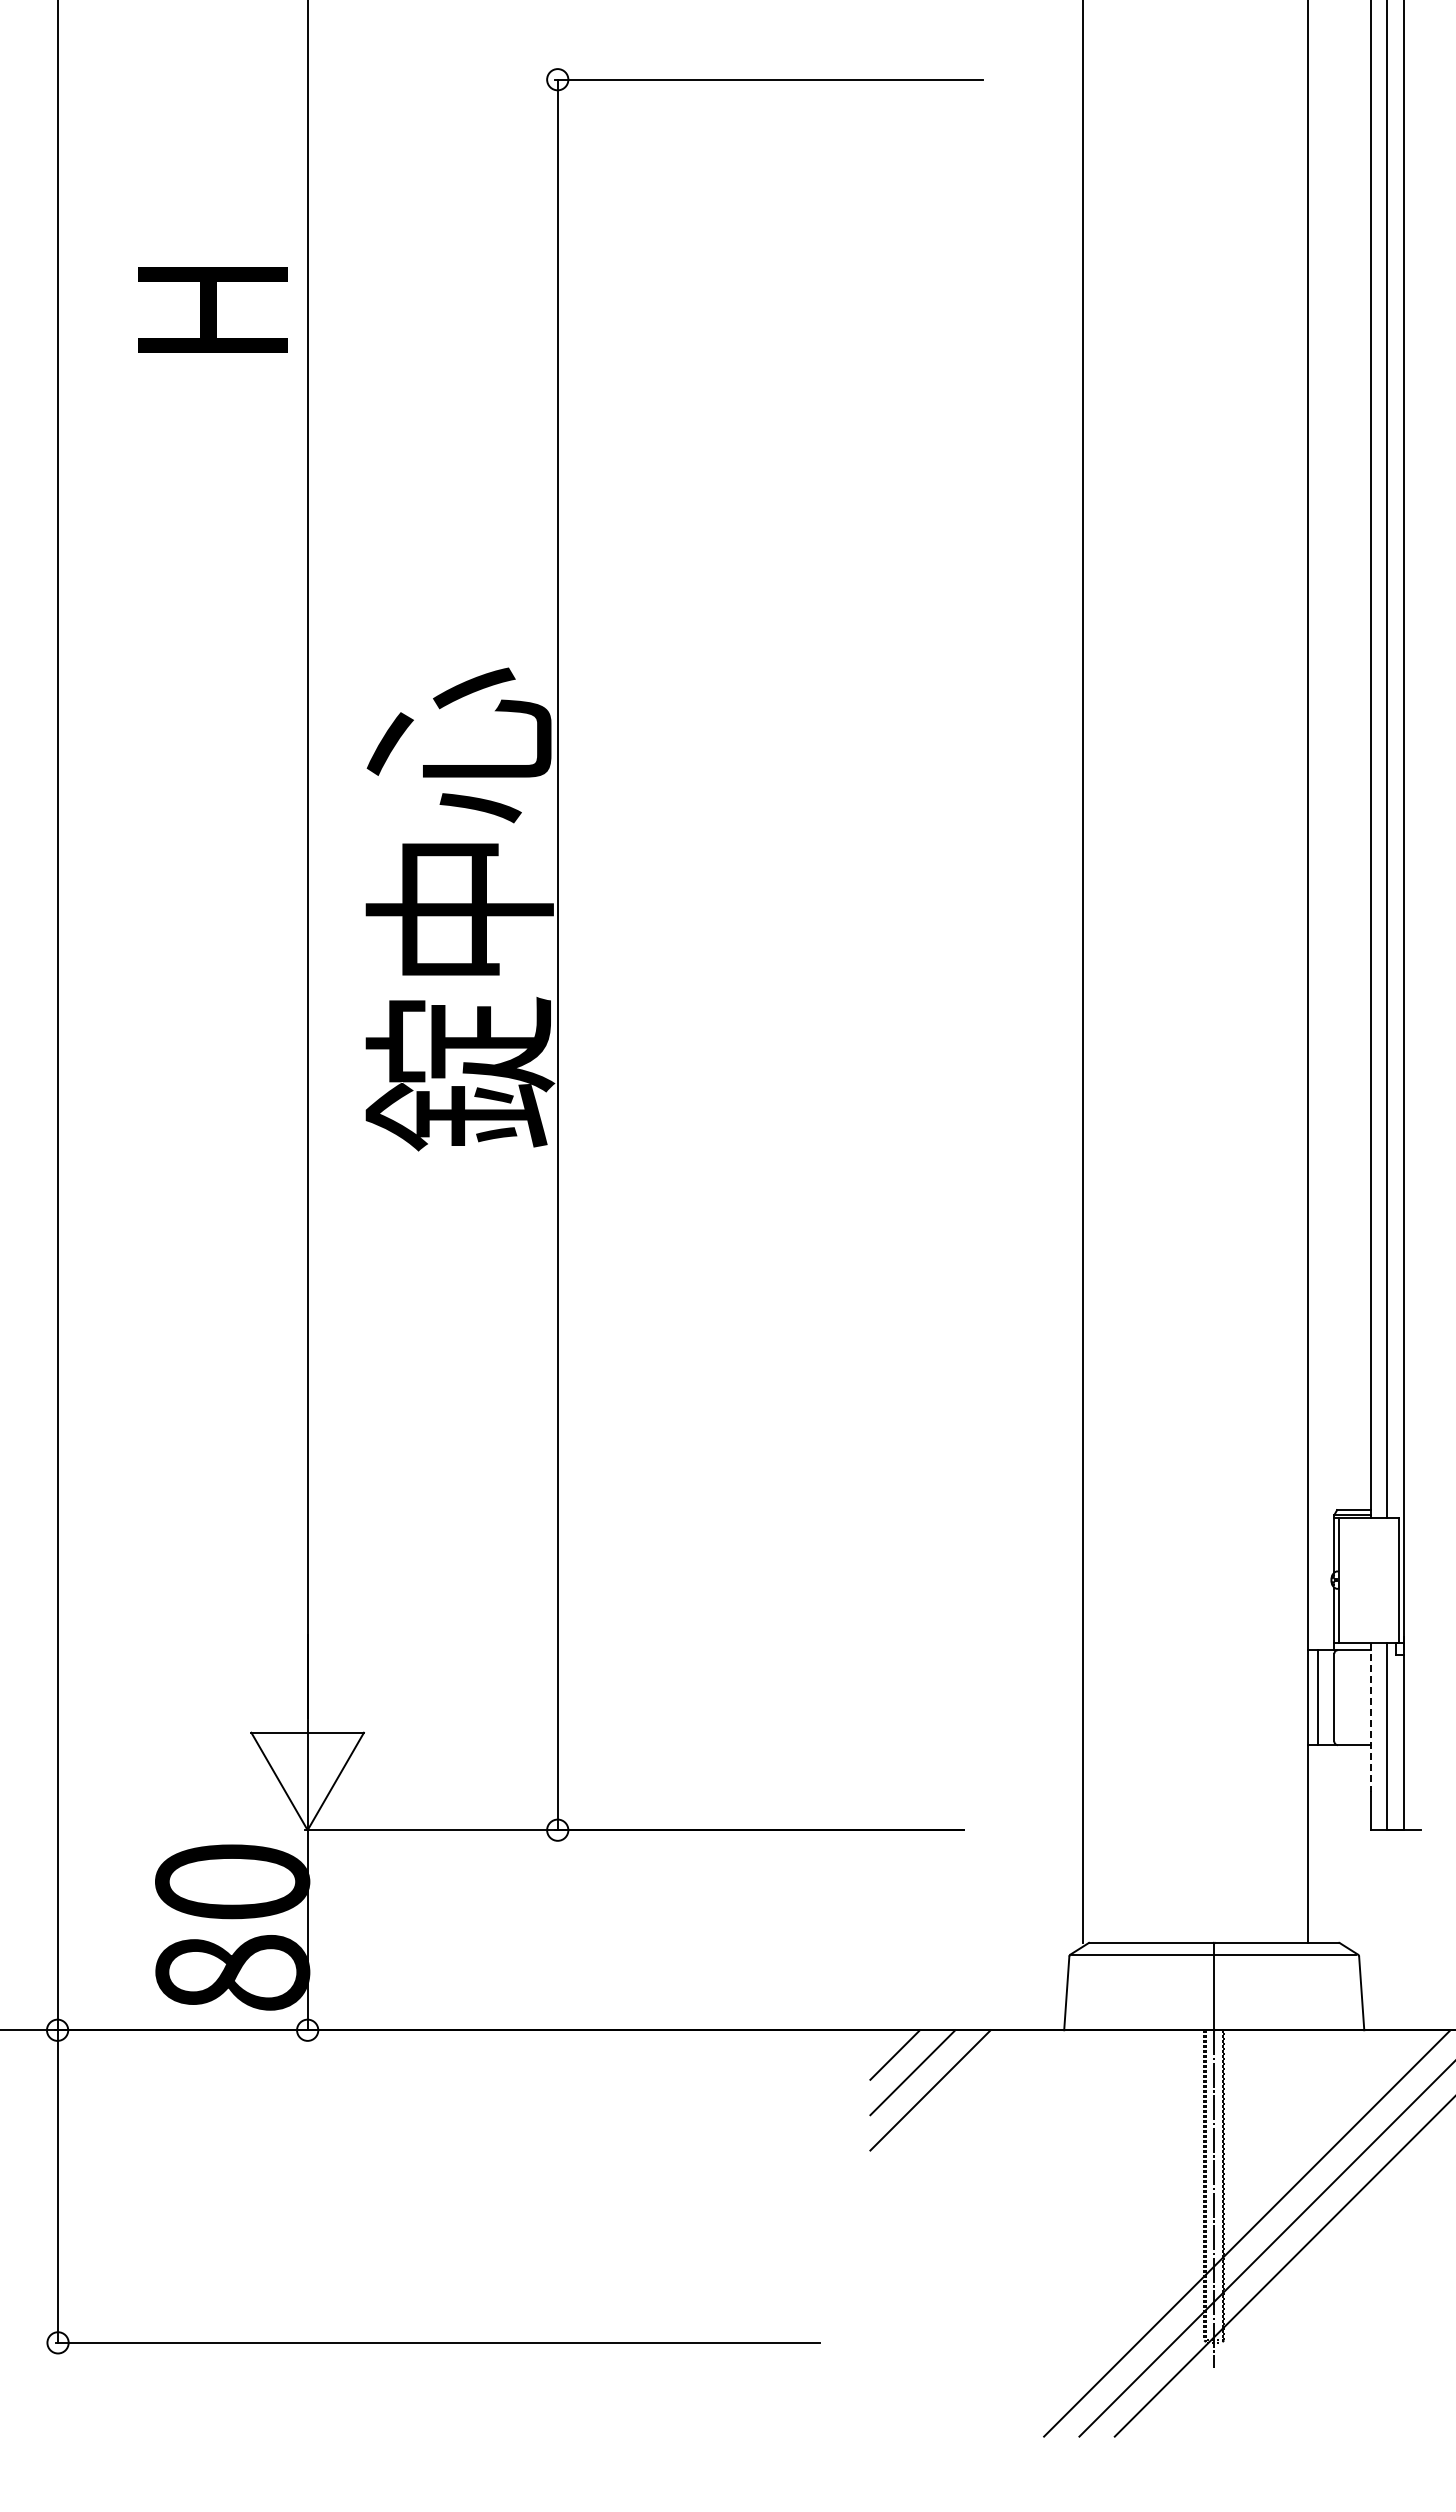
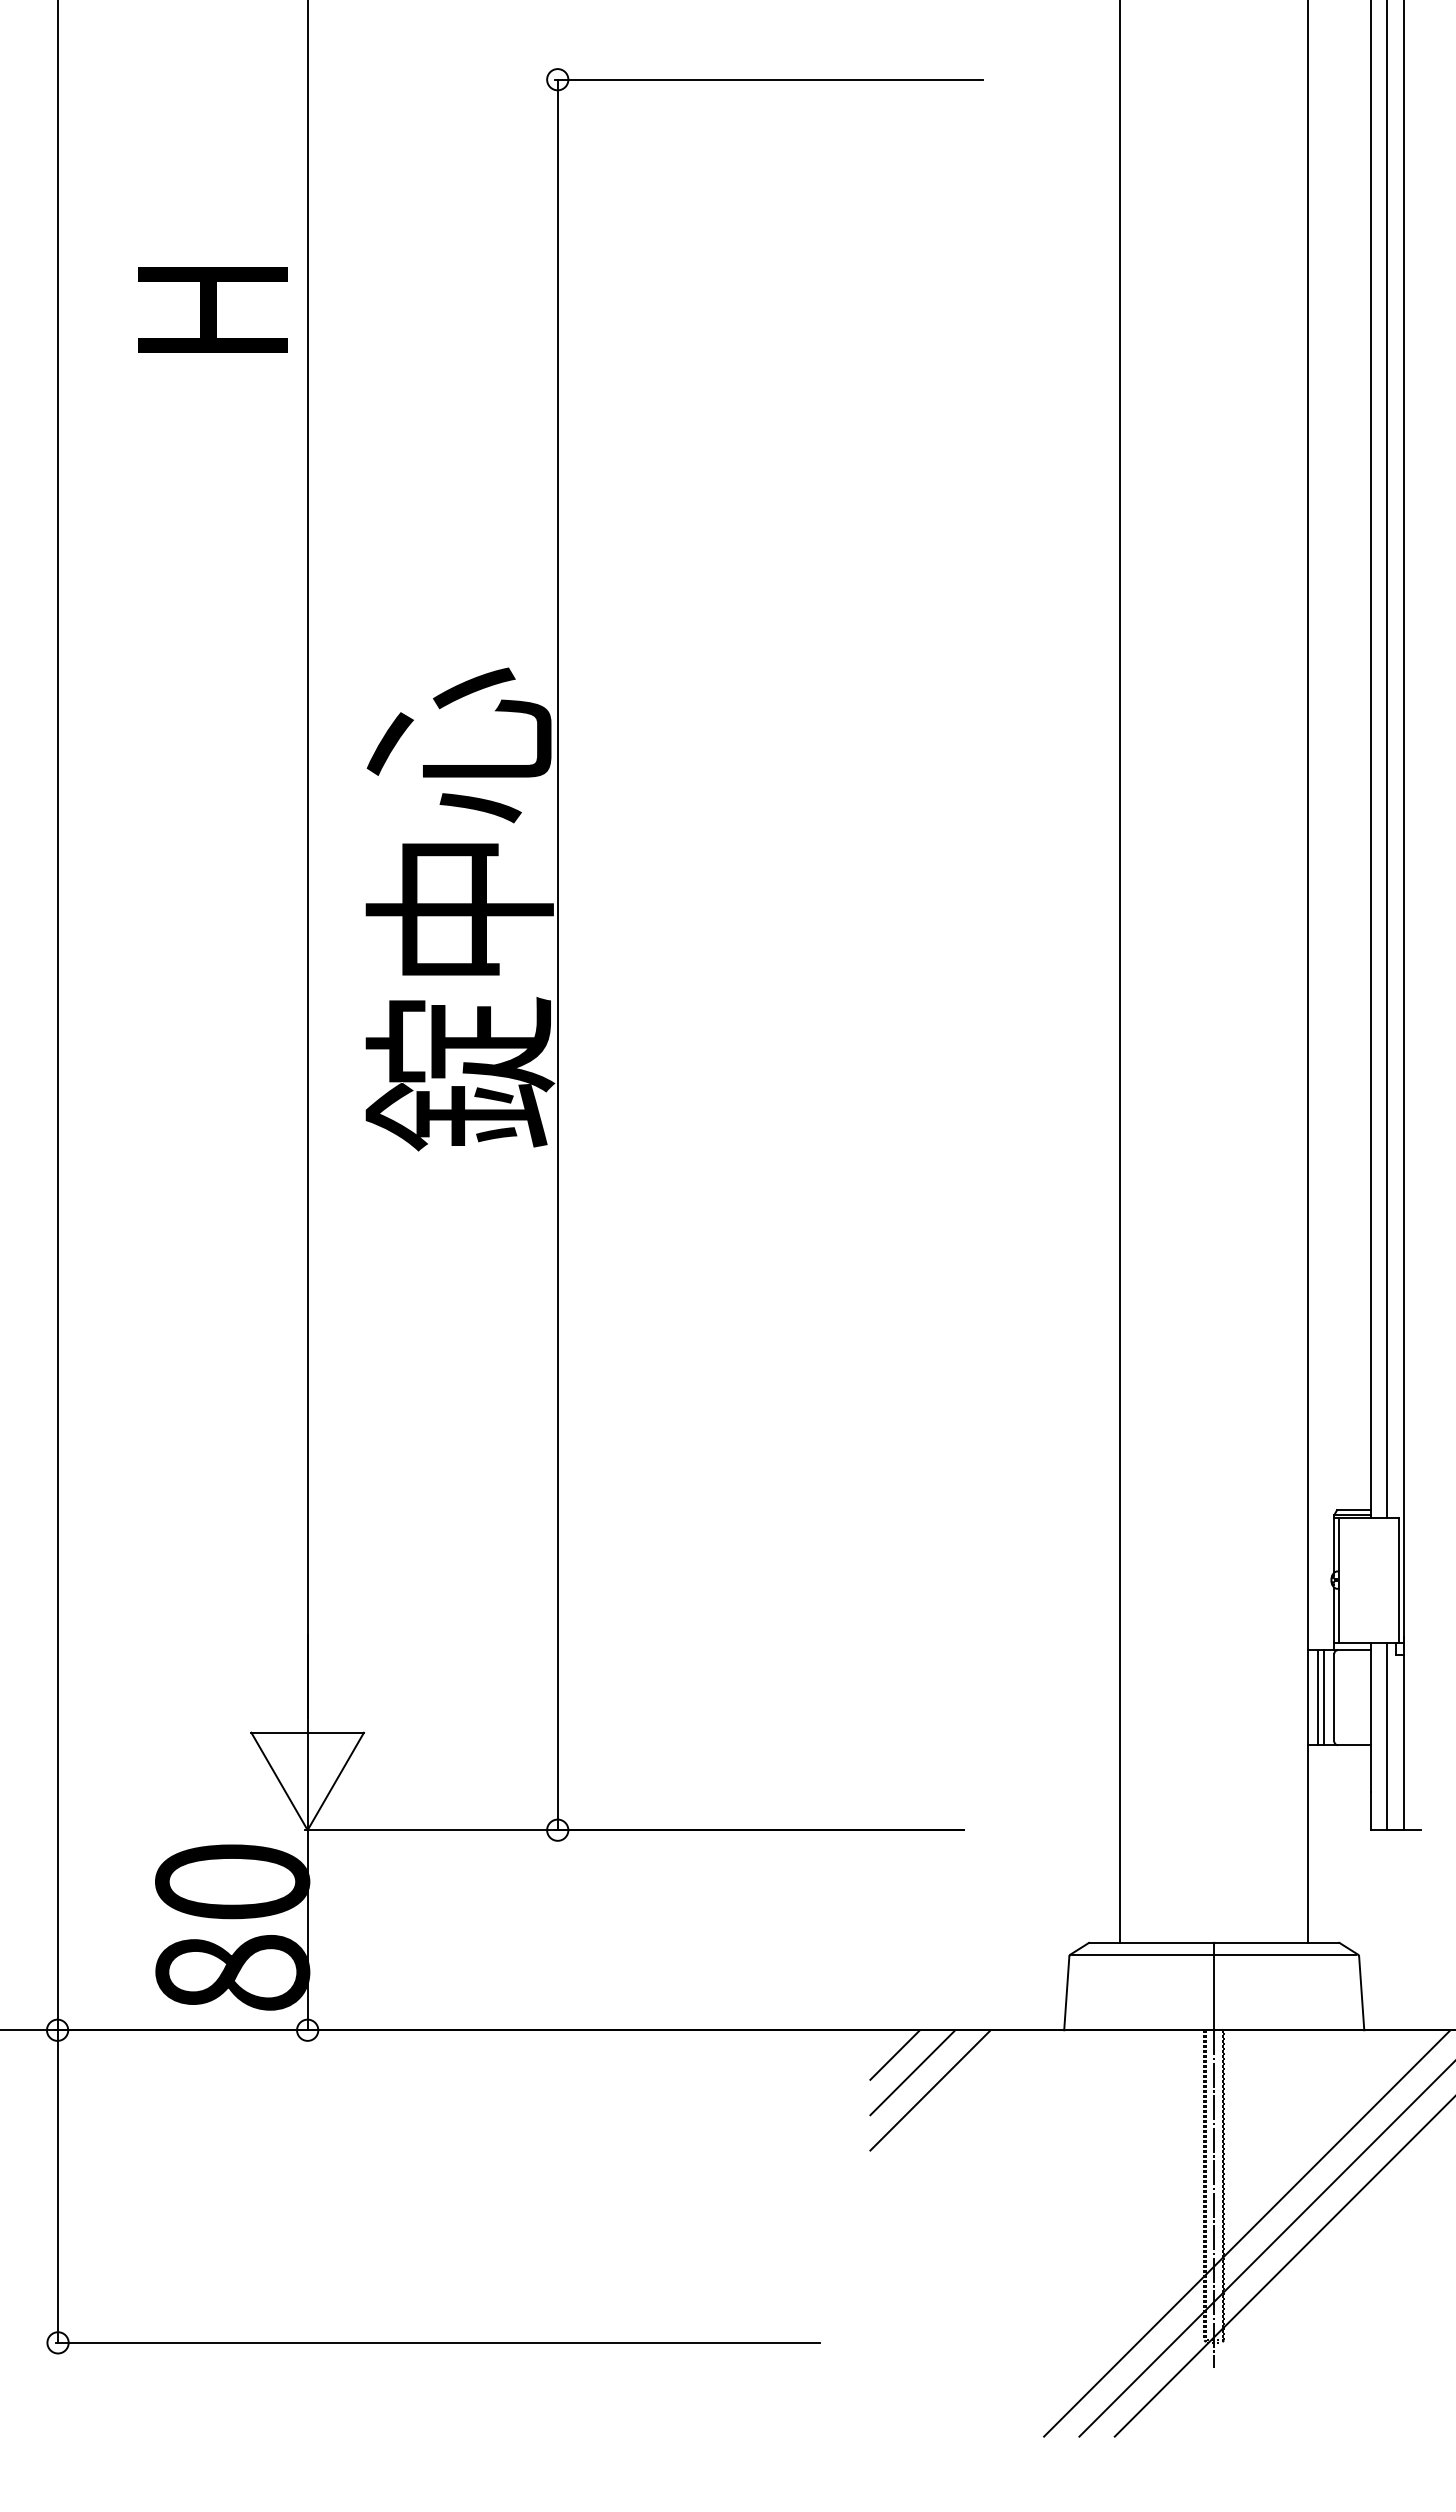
line position: (1083, 972) -> (1120, 972) (1120, 972)
line: none -> present (1324, 1697)
line: dashed -> solid (1370, 1717)
